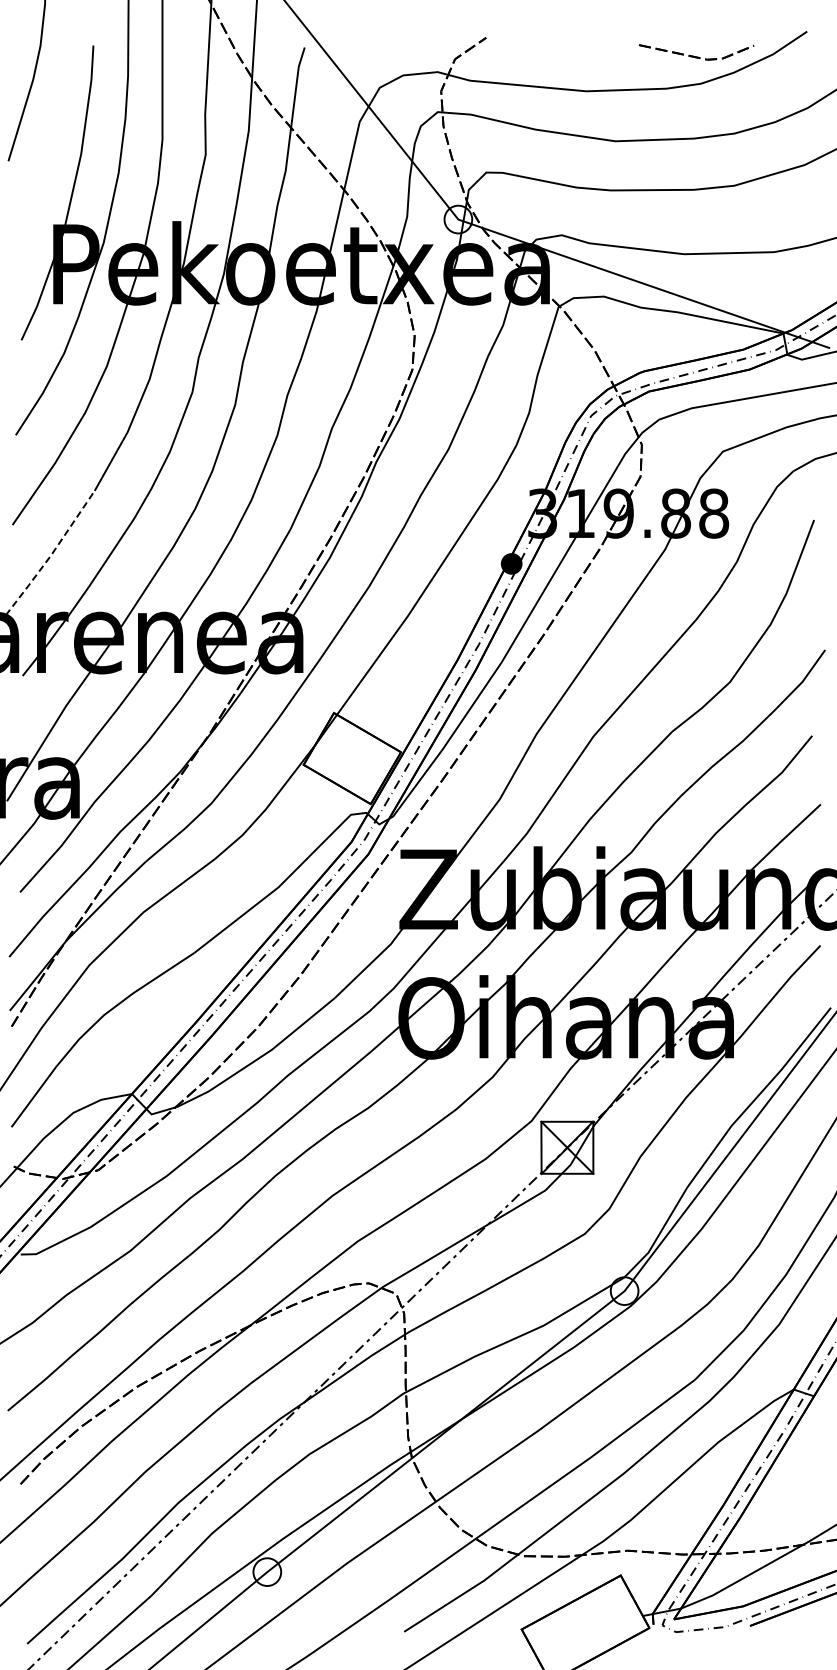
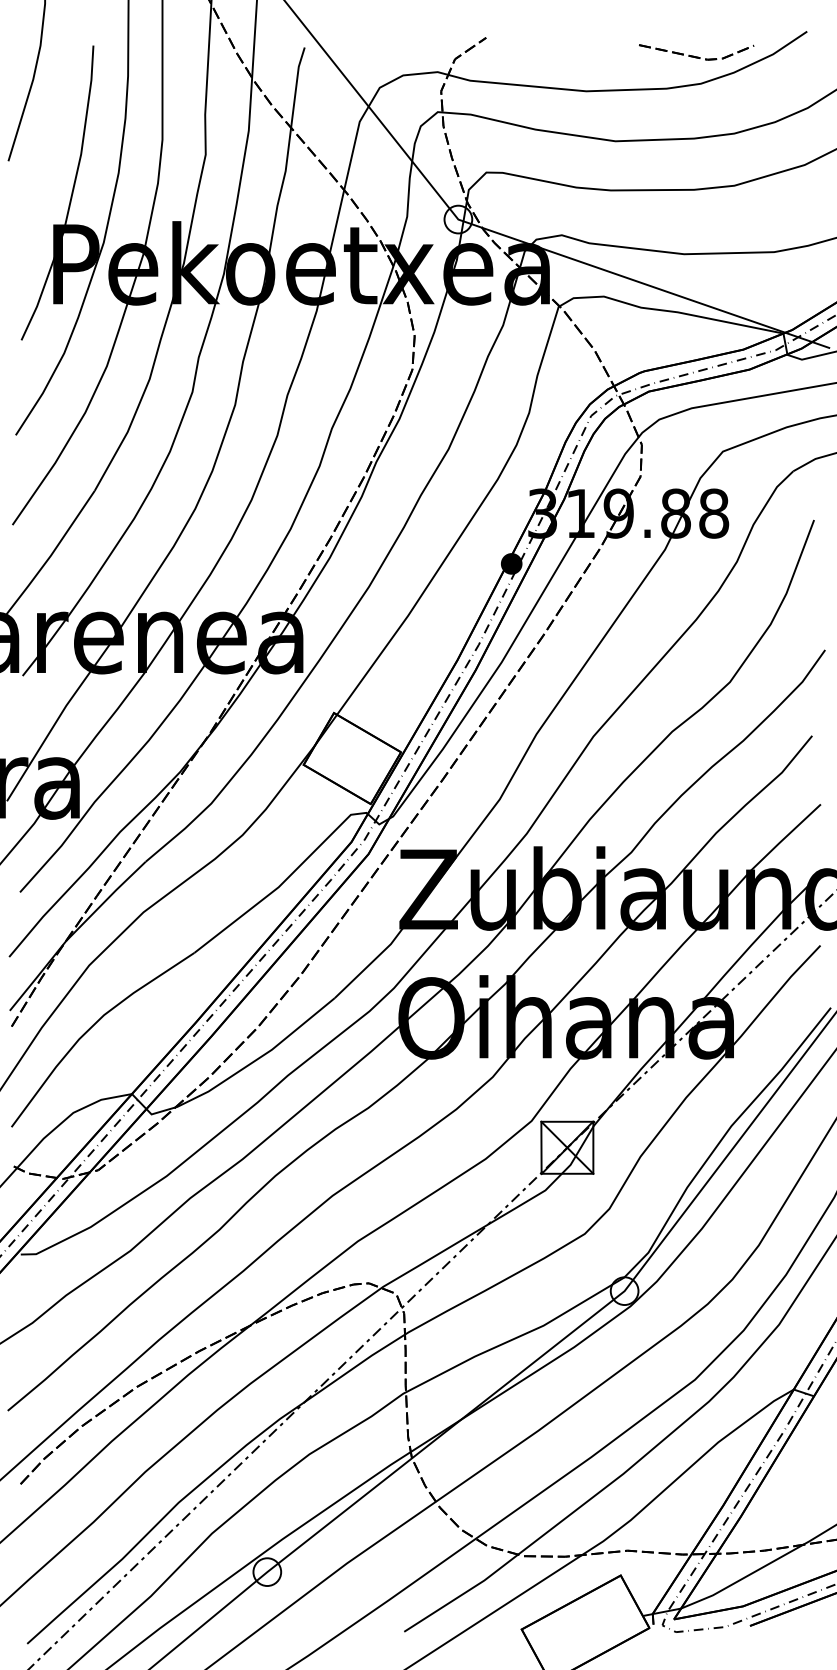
line: dashed -> solid (51, 554)
